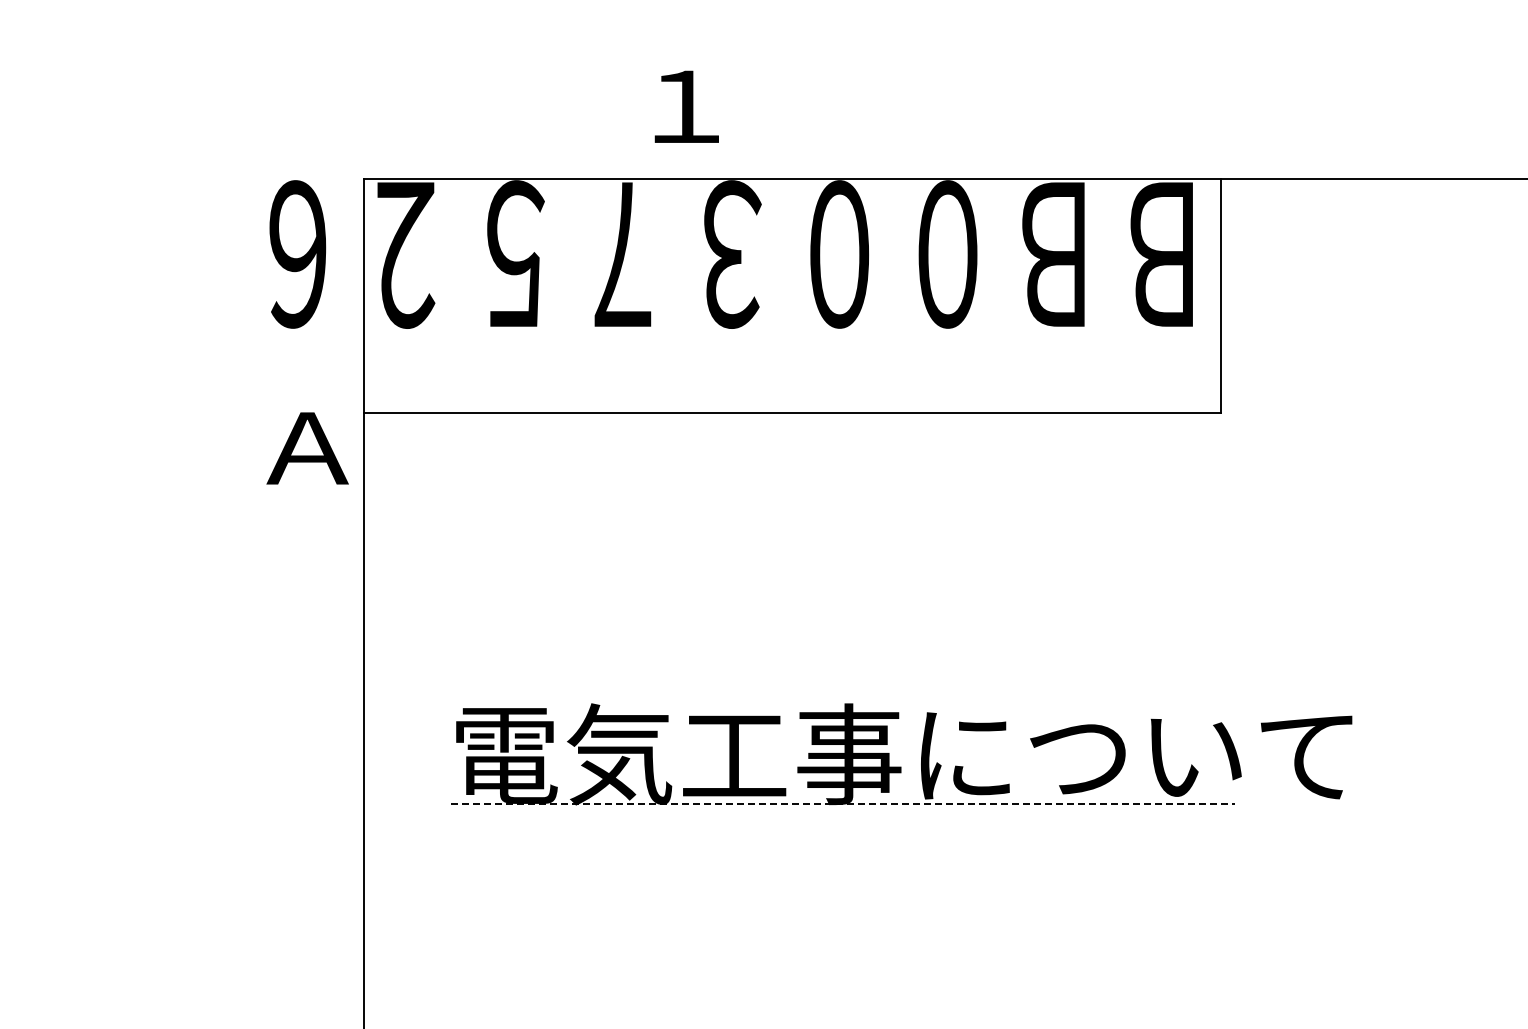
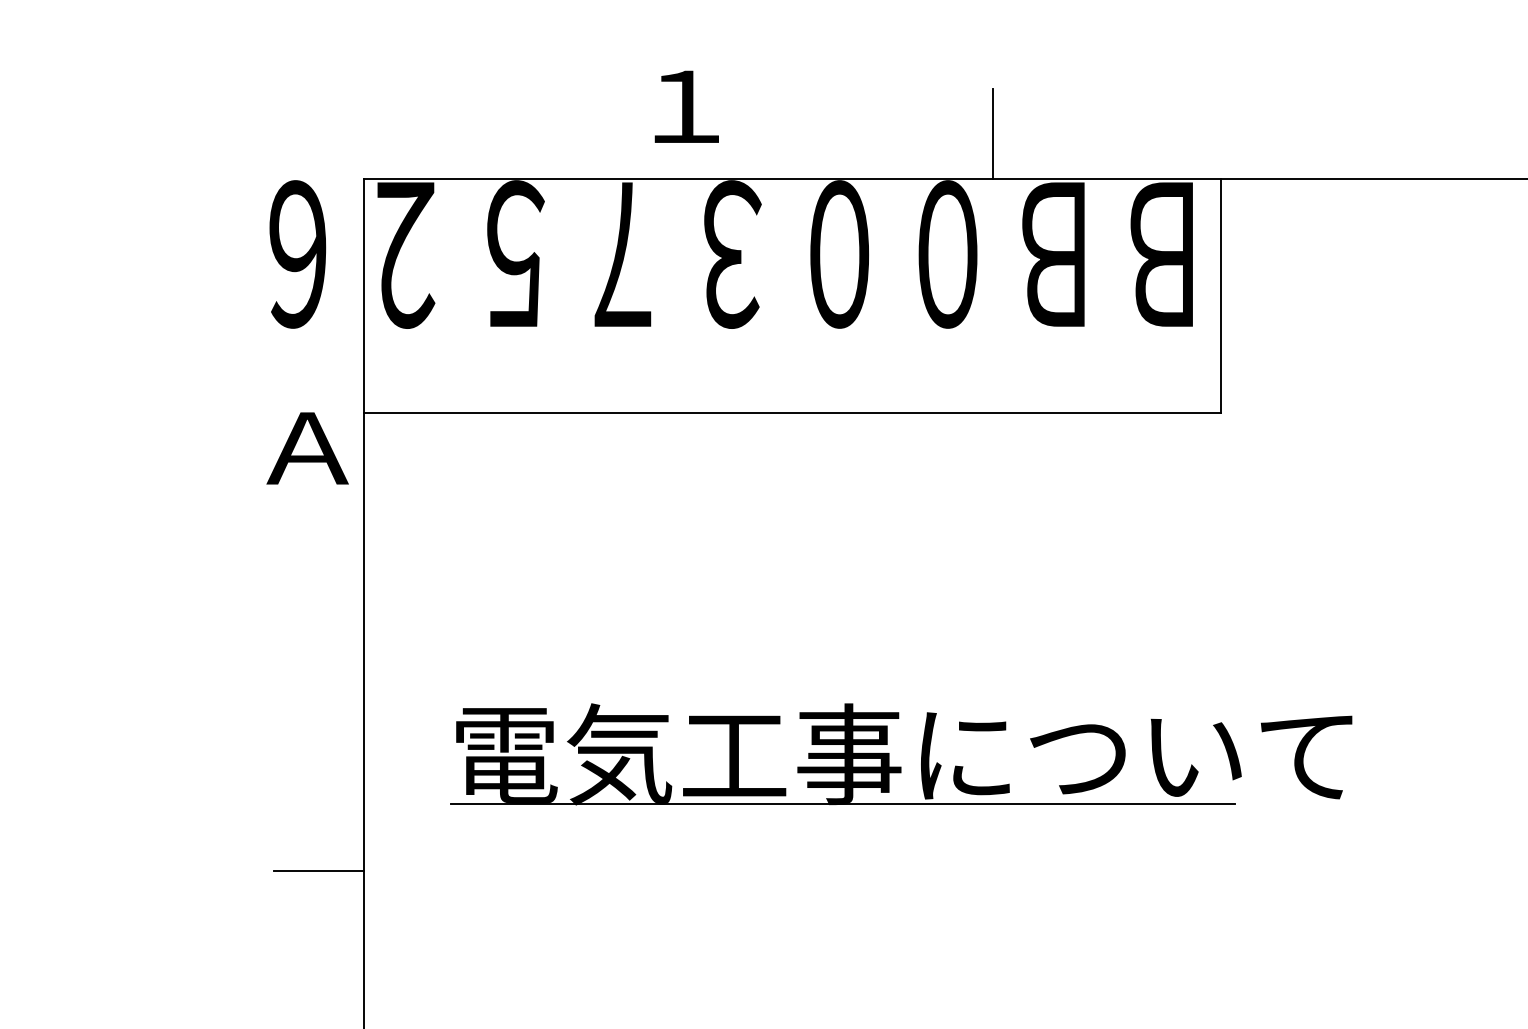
line: none -> present (993, 133)
line: dashed -> solid (842, 804)
line: none -> present (318, 871)
